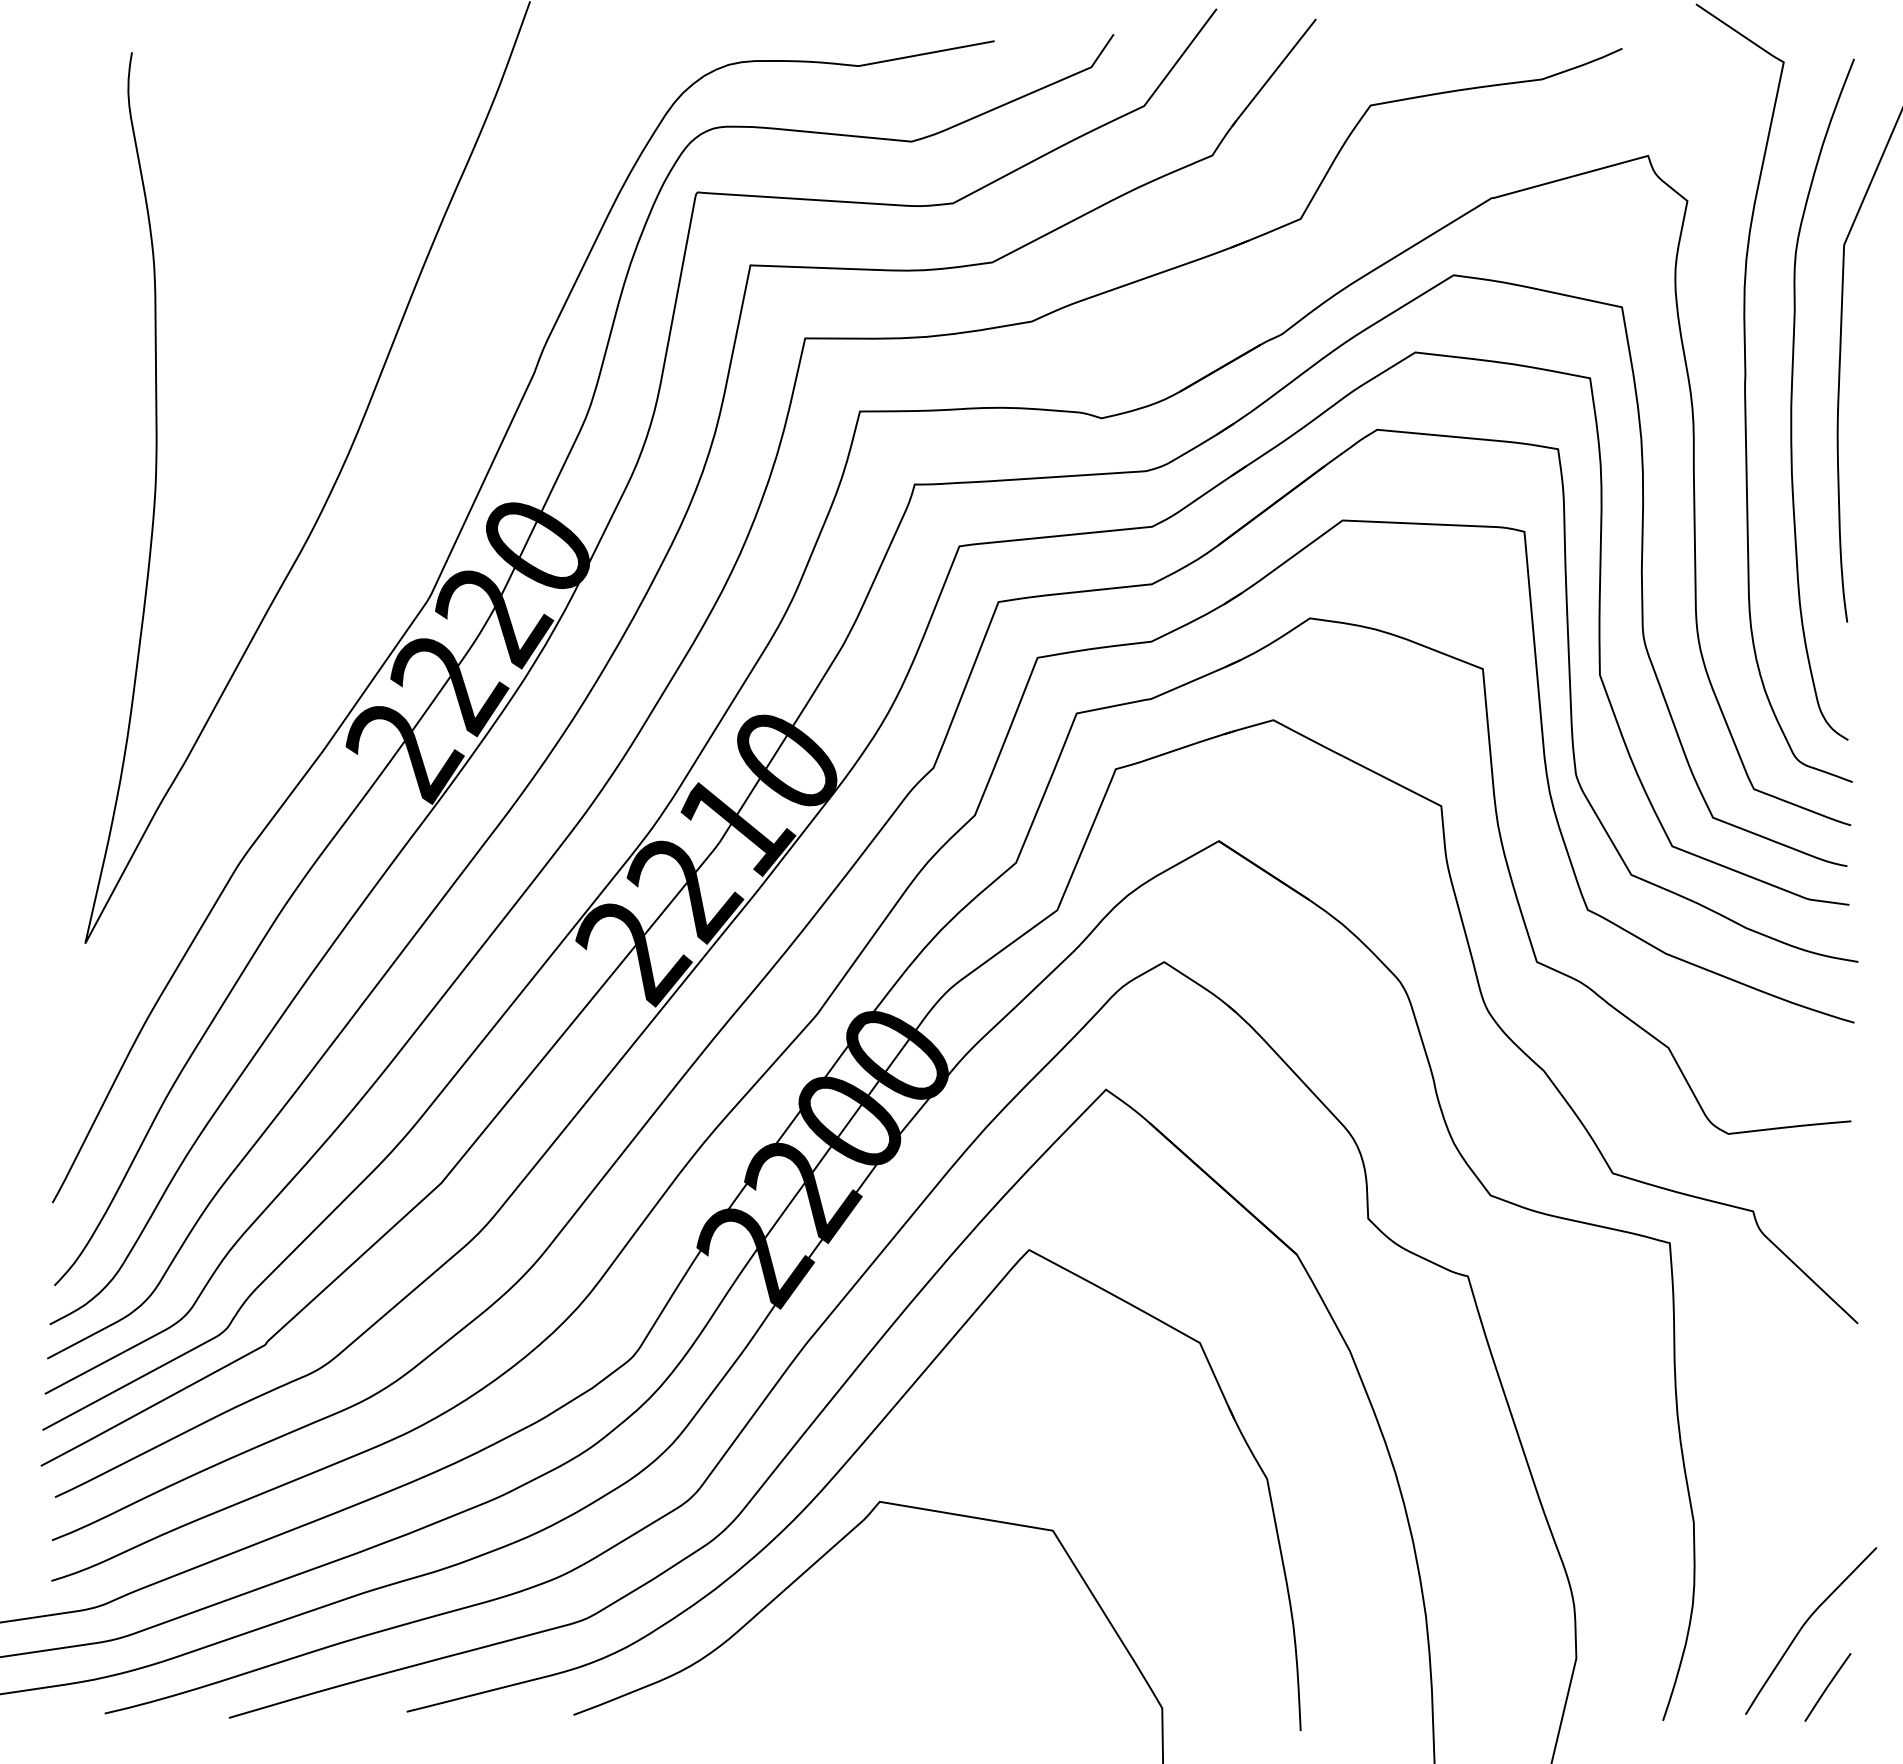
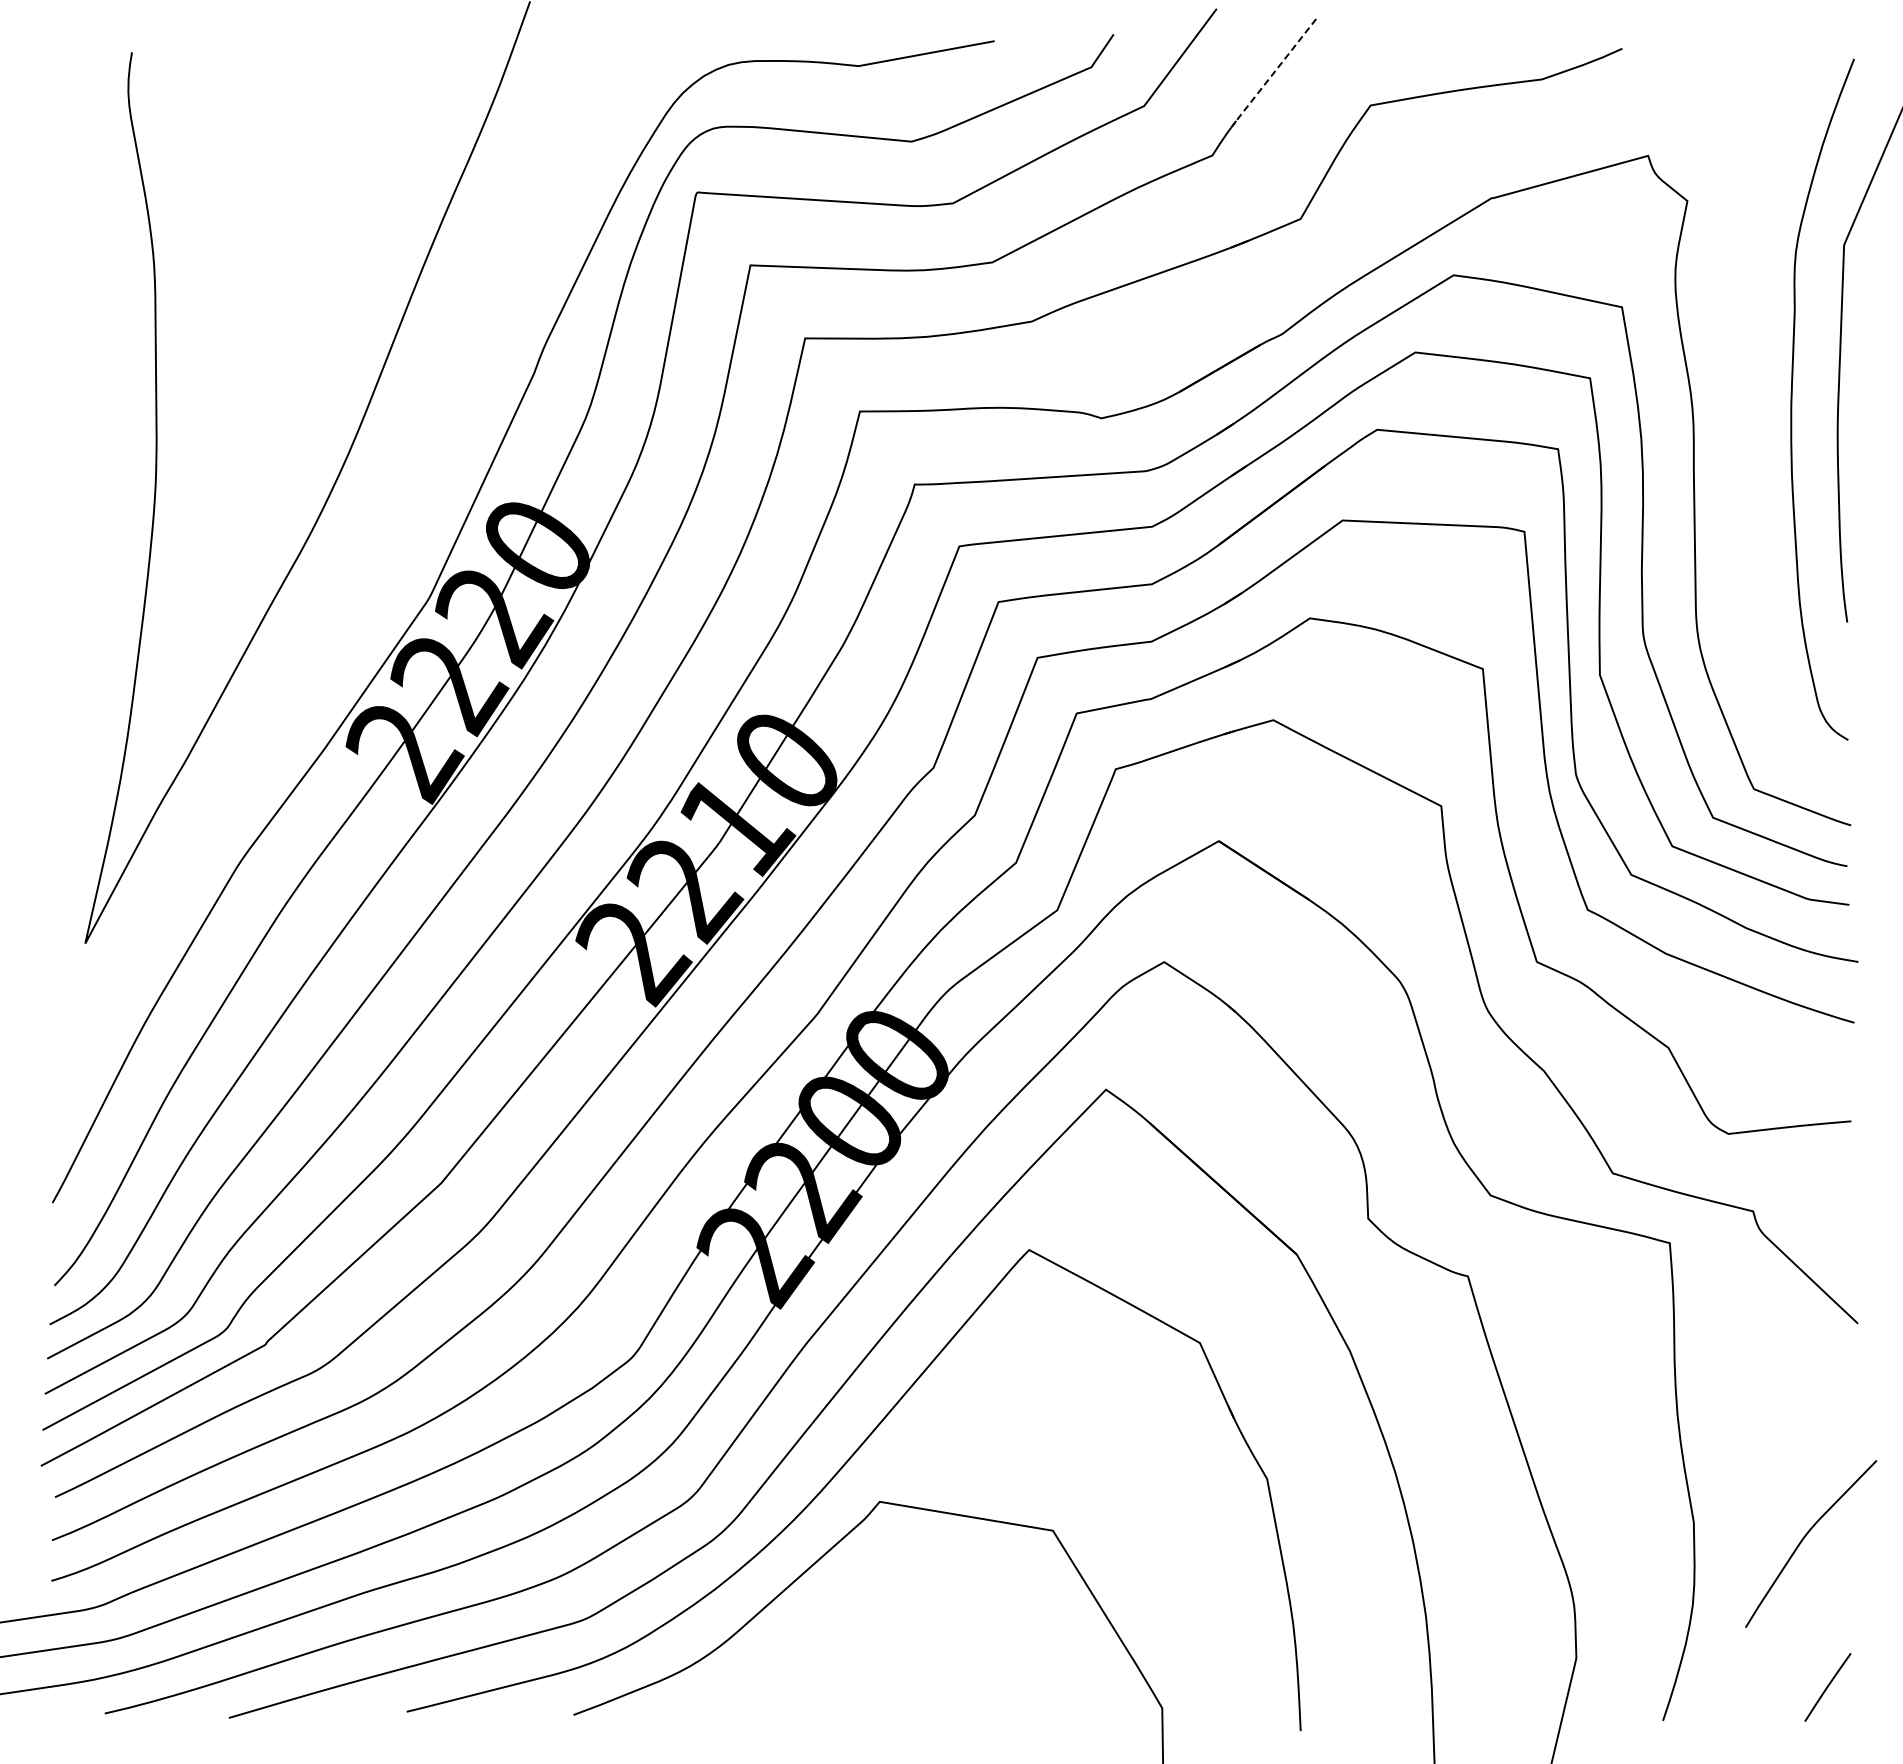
line: solid -> dashed (1273, 73)
curve: present -> none (1746, 397)
curve position: (1805, 1624) -> (1805, 1537) (1805, 1537)
